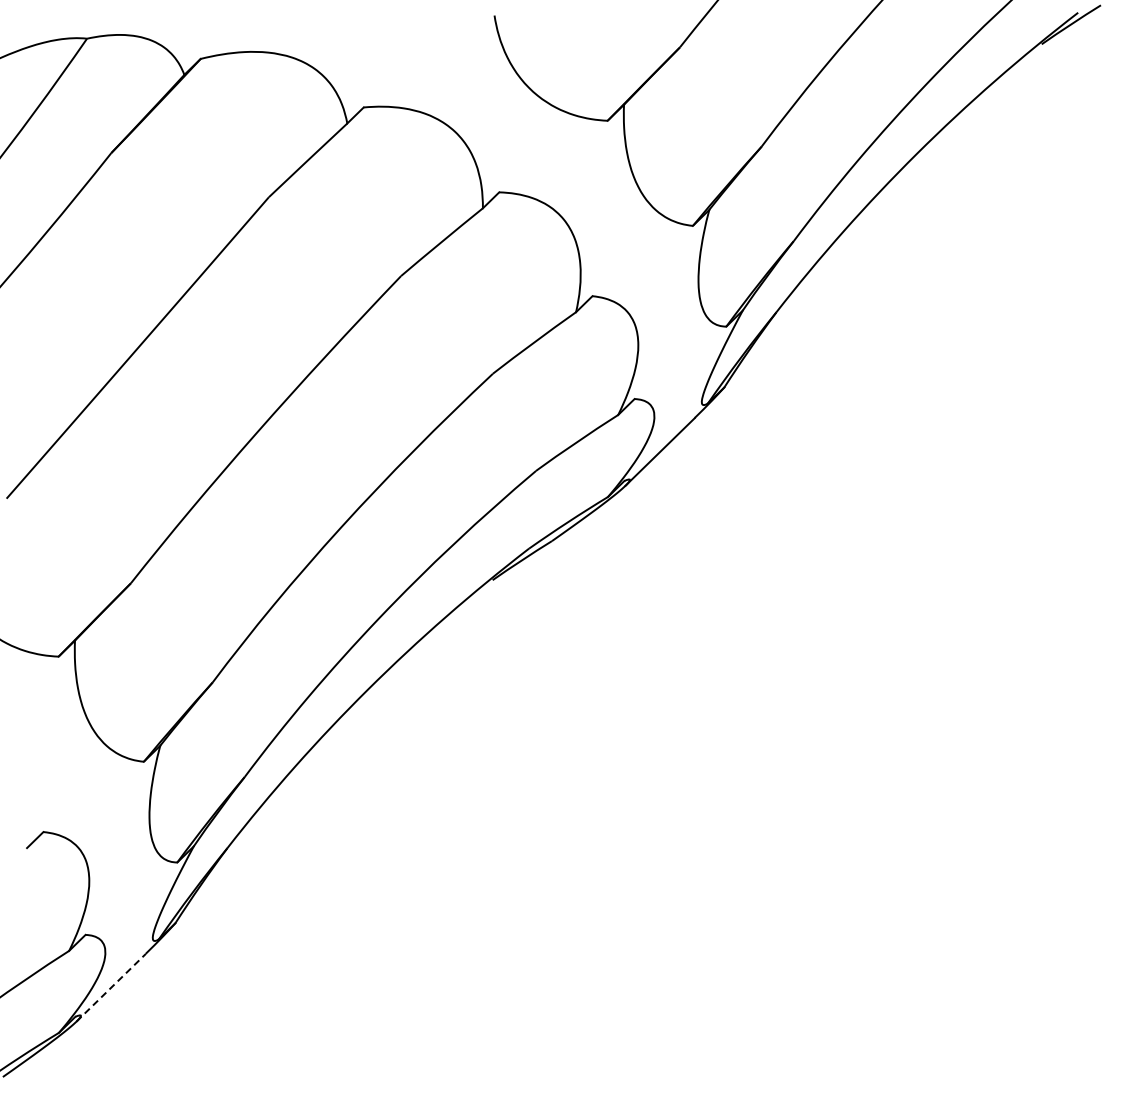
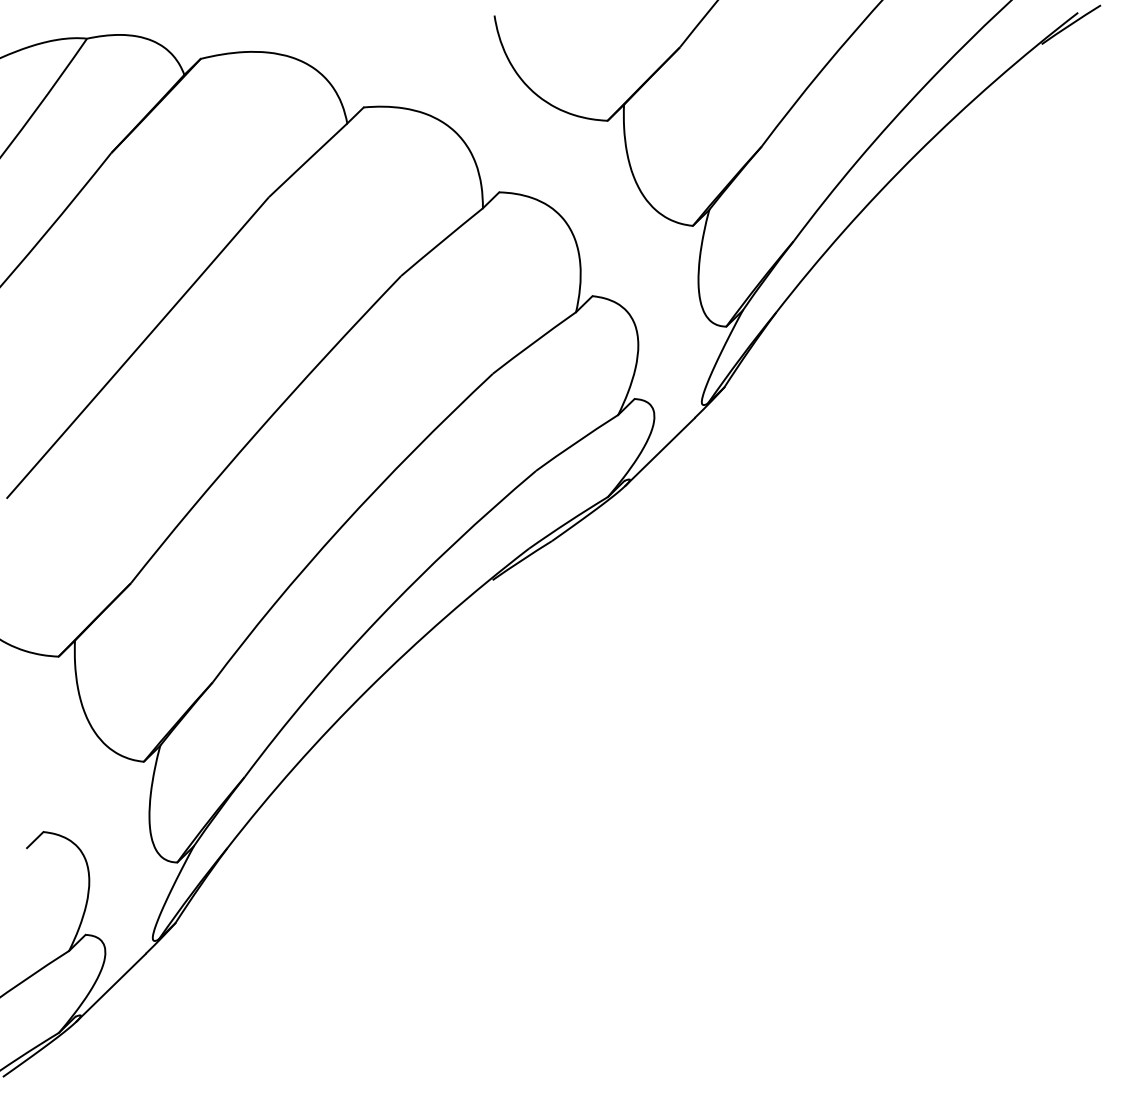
line: dashed -> solid (111, 987)
